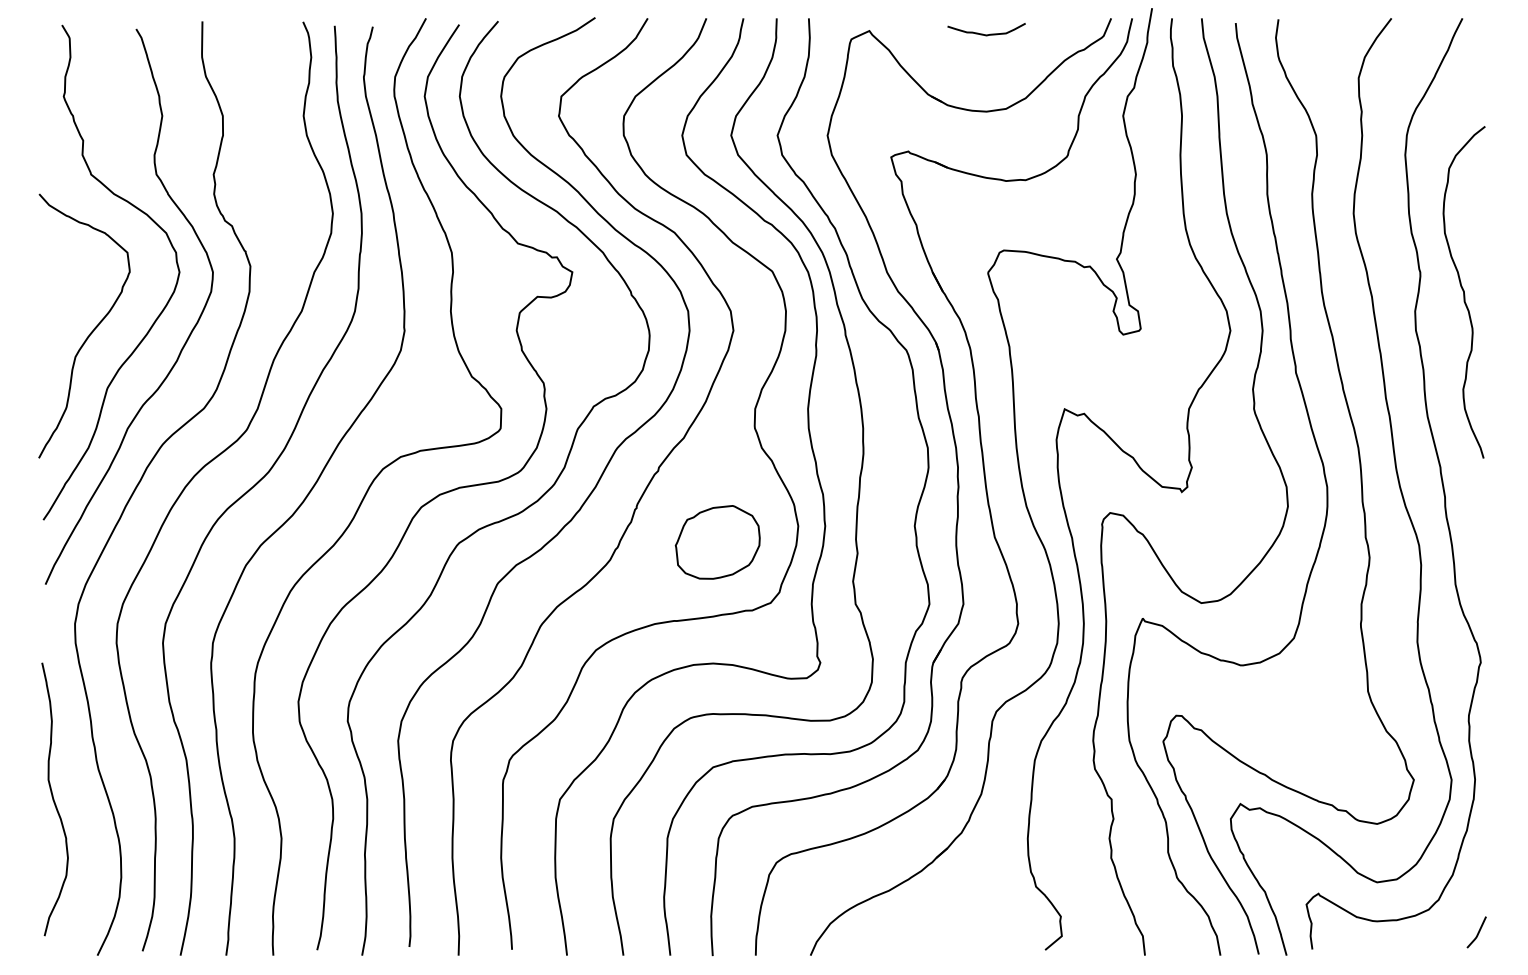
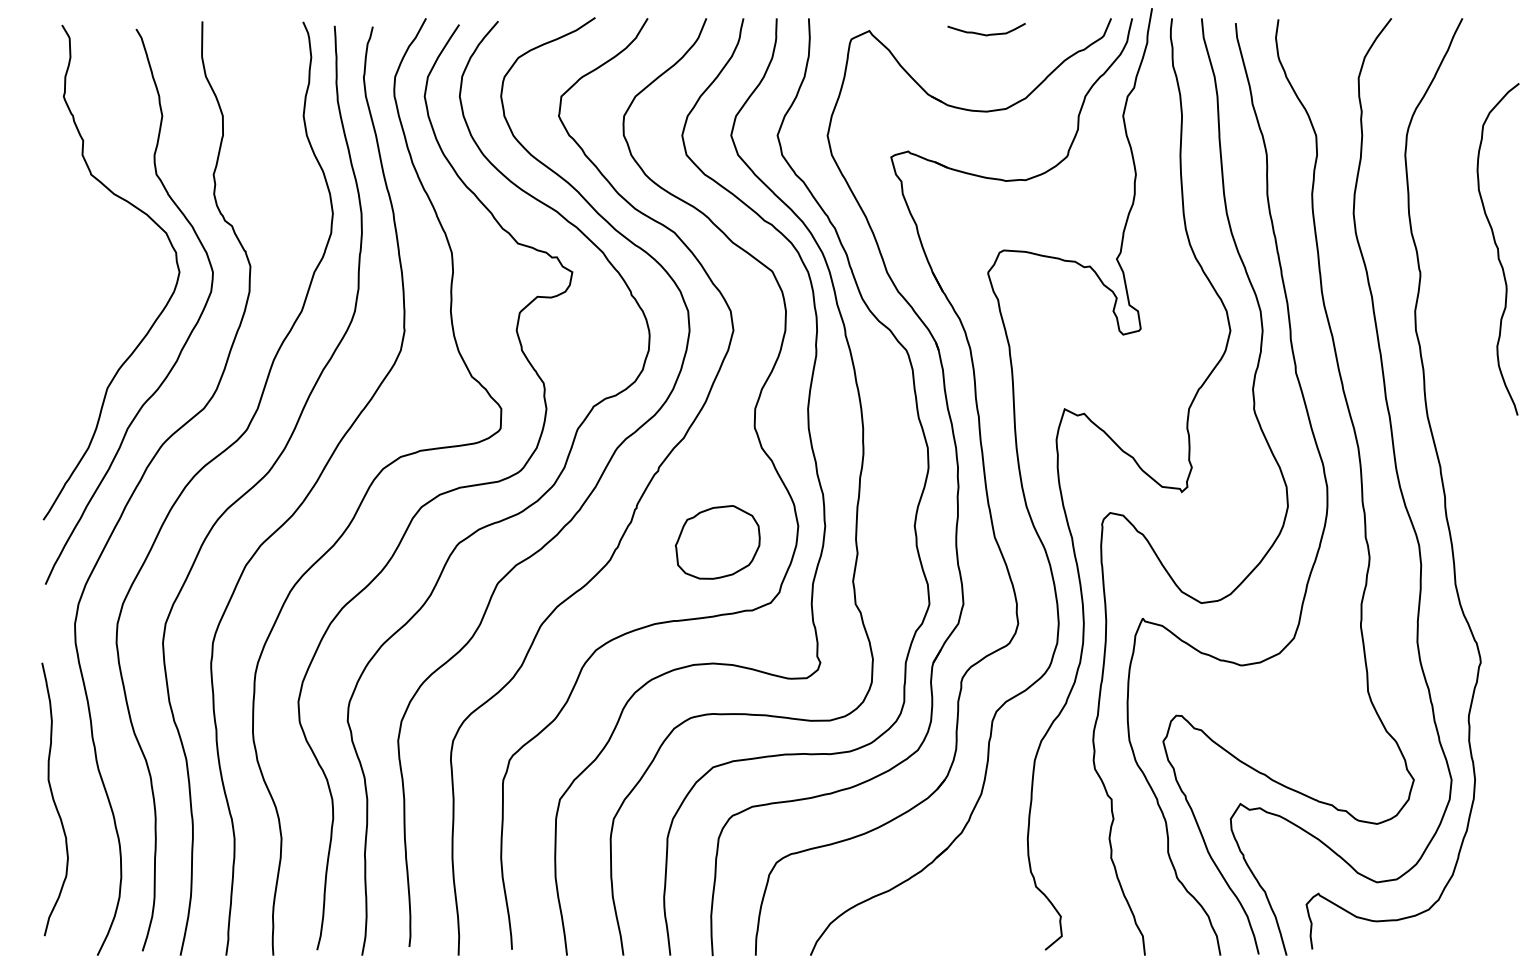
curve position: (1463, 292) -> (1497, 249) (1497, 249)
curve: present -> none (91, 331)
line: present -> none (1477, 932)
